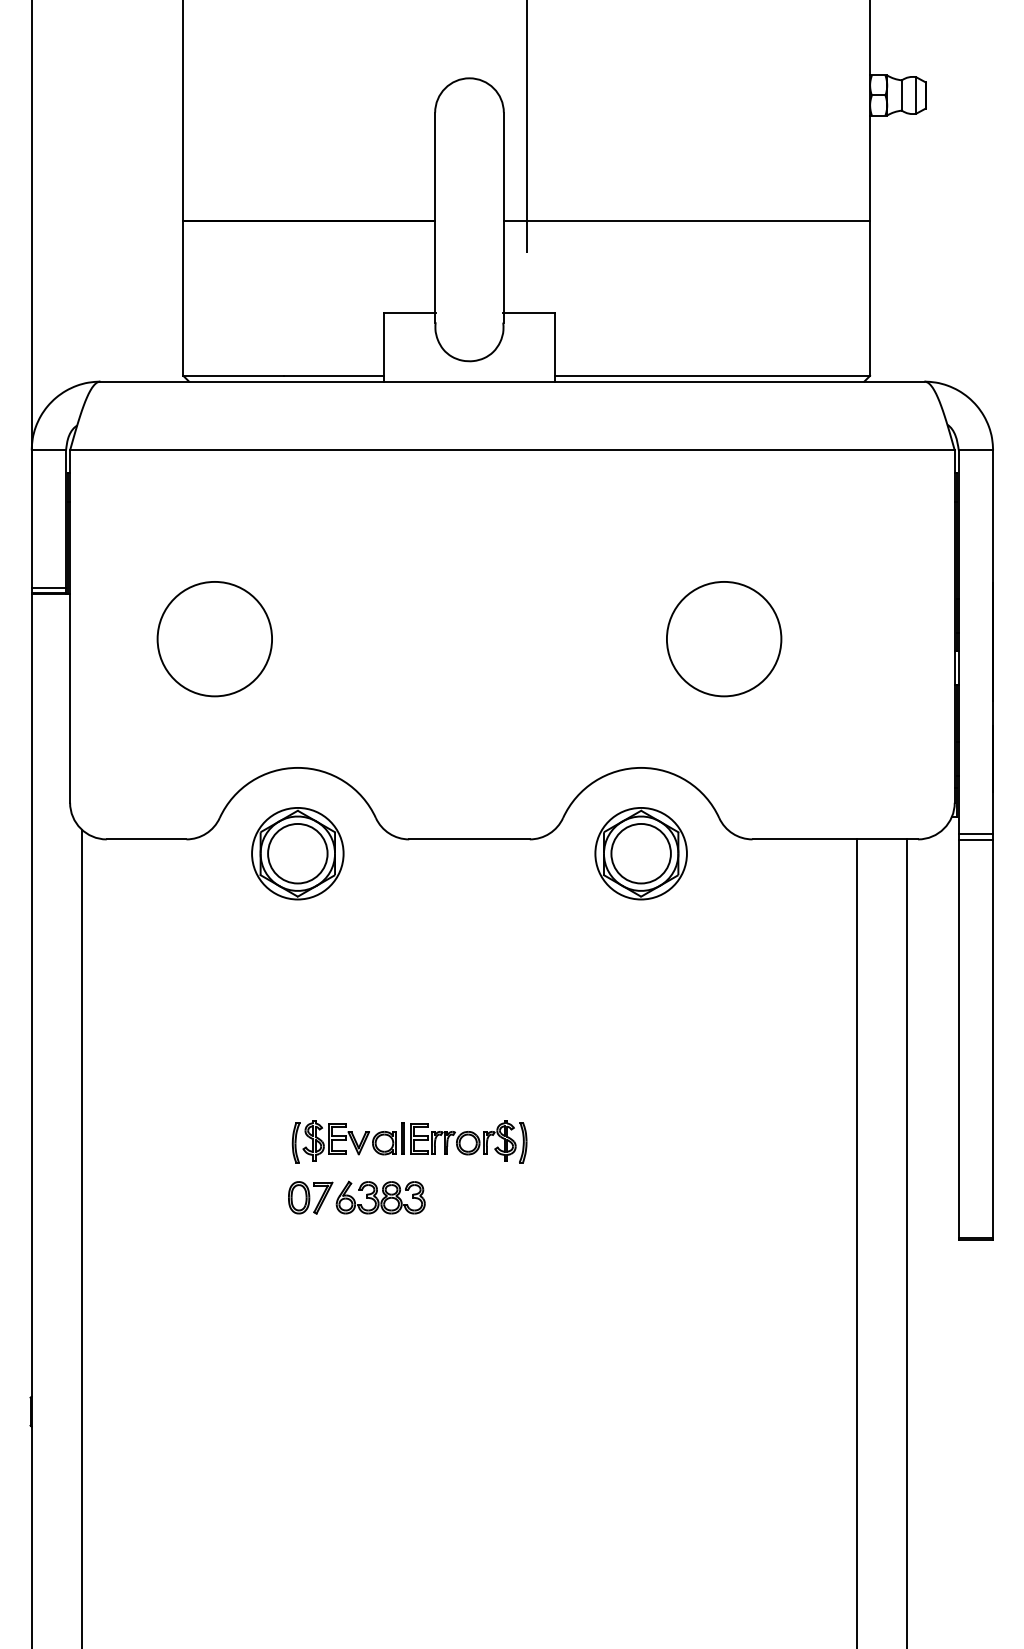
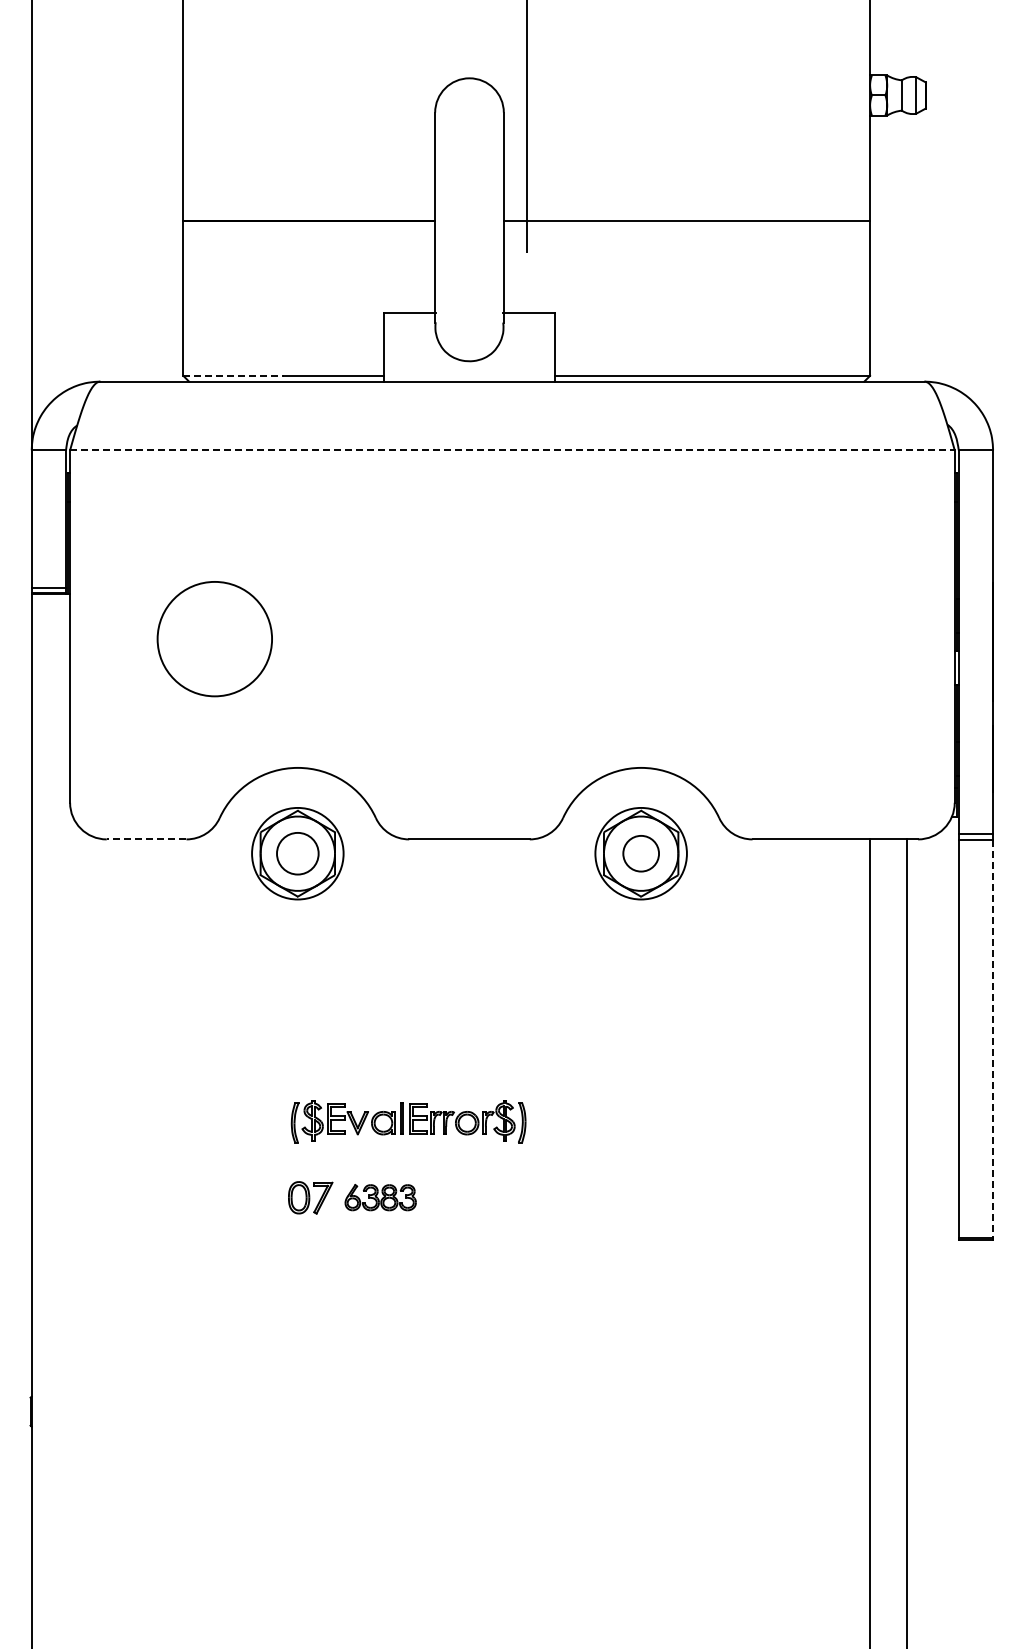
line: solid -> dashed (234, 375)
line: solid -> dashed (512, 450)
circle: present -> none (724, 639)
line: solid -> dashed (146, 839)
circle diameter: 60 px -> 42 px (297, 853)
circle diameter: 60 px -> 36 px (641, 853)
line: solid -> dashed (993, 1039)
part position: (409, 1141) -> (408, 1121) (408, 1121)
part size: 91x35 px -> 73x28 px (380, 1197)
line: present -> none (82, 1237)
line position: (856, 1242) -> (869, 1242) (869, 1242)
